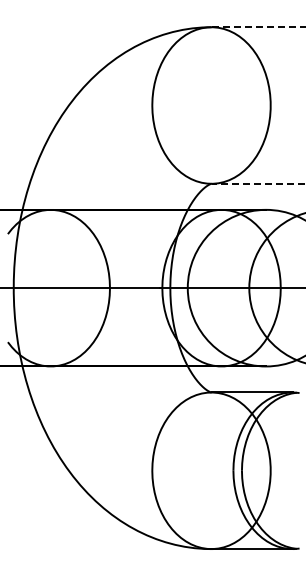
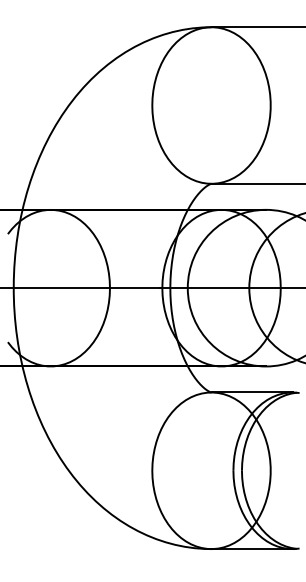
line: dashed -> solid (258, 27)
line: dashed -> solid (258, 183)
